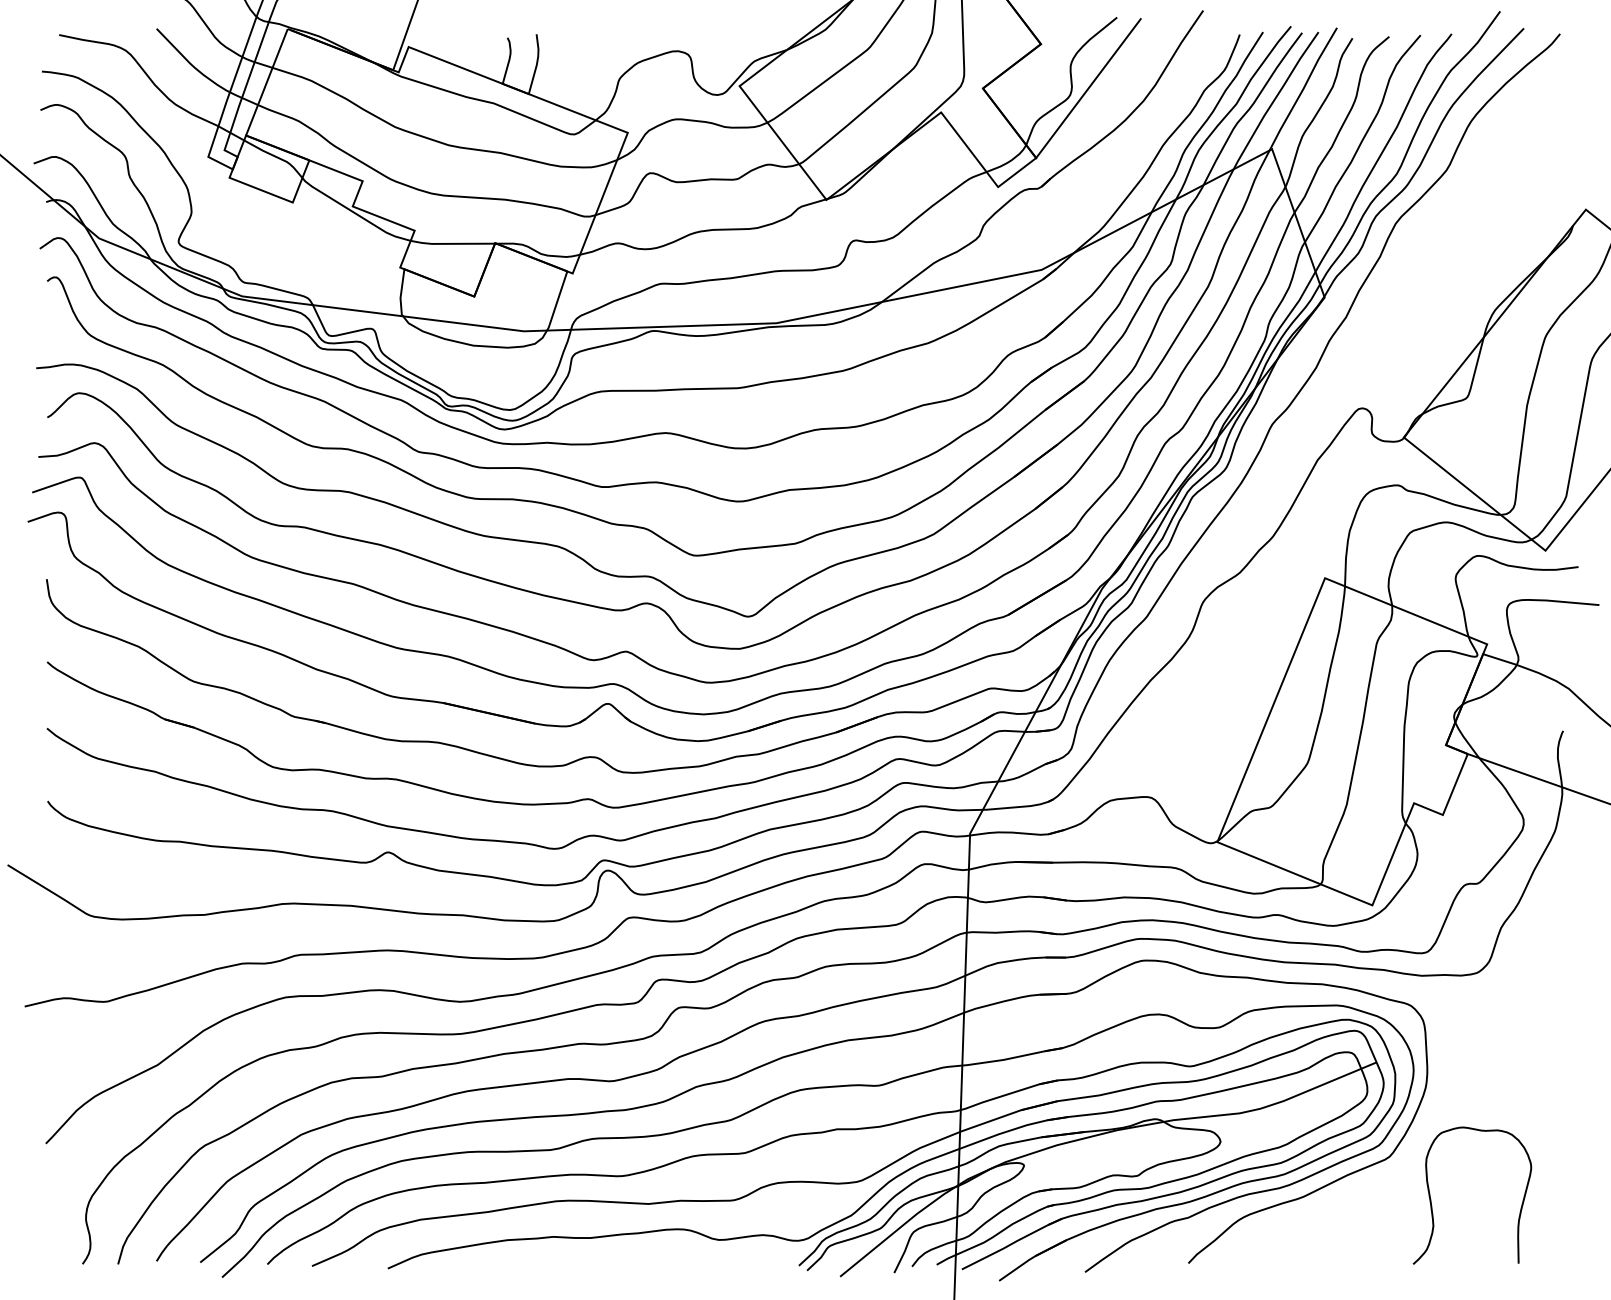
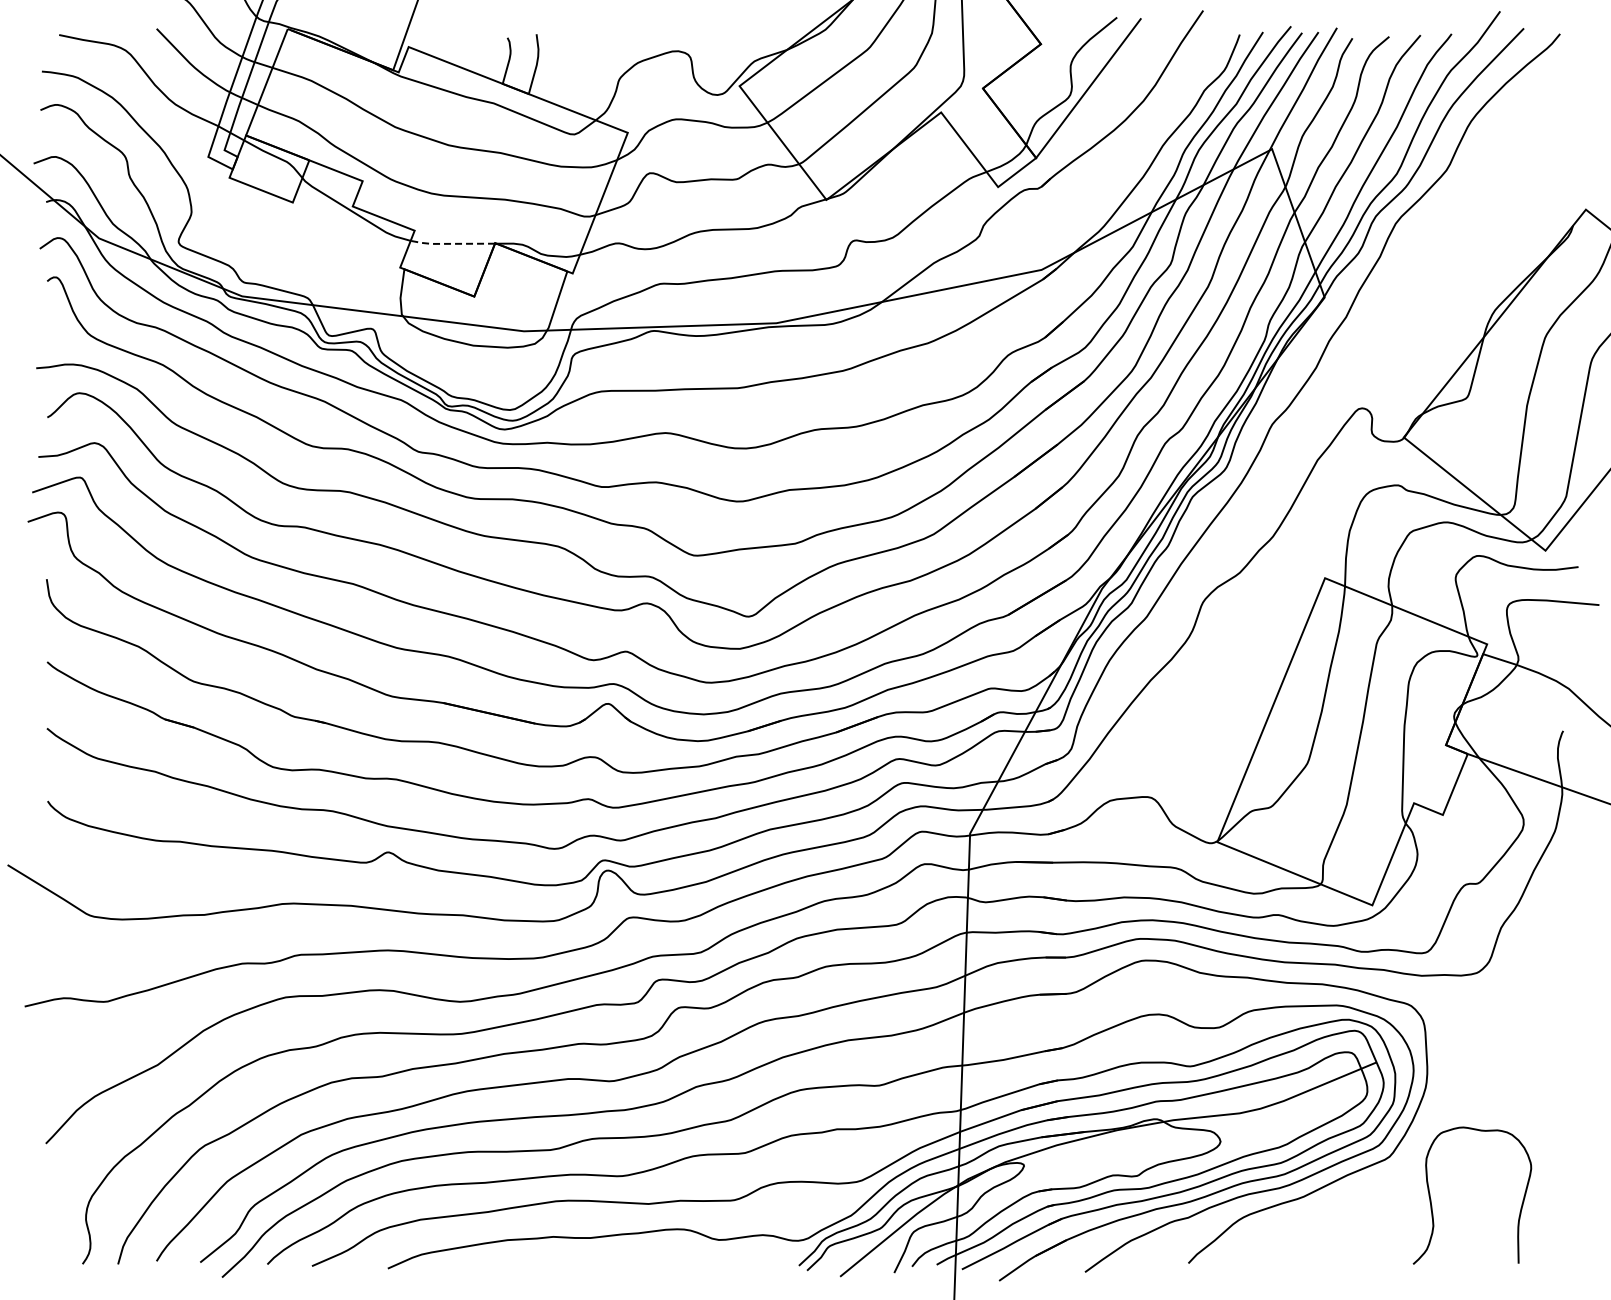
line: solid -> dashed (450, 243)
